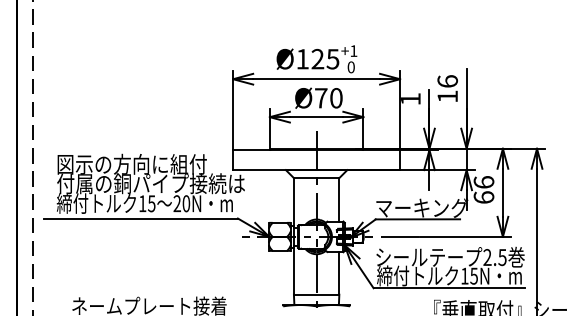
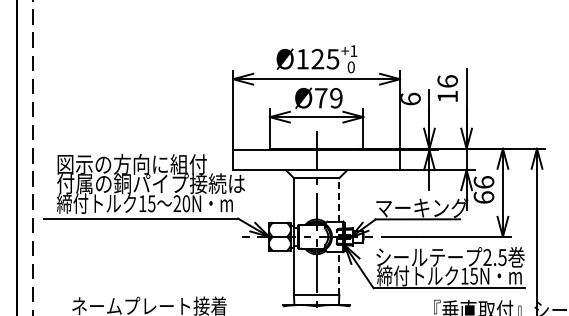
text: Ø70 -> Ø79 (336, 98)
text: 1 -> 6 (410, 98)
line: solid -> dashed (339, 199)
line: solid -> dashed (339, 272)
